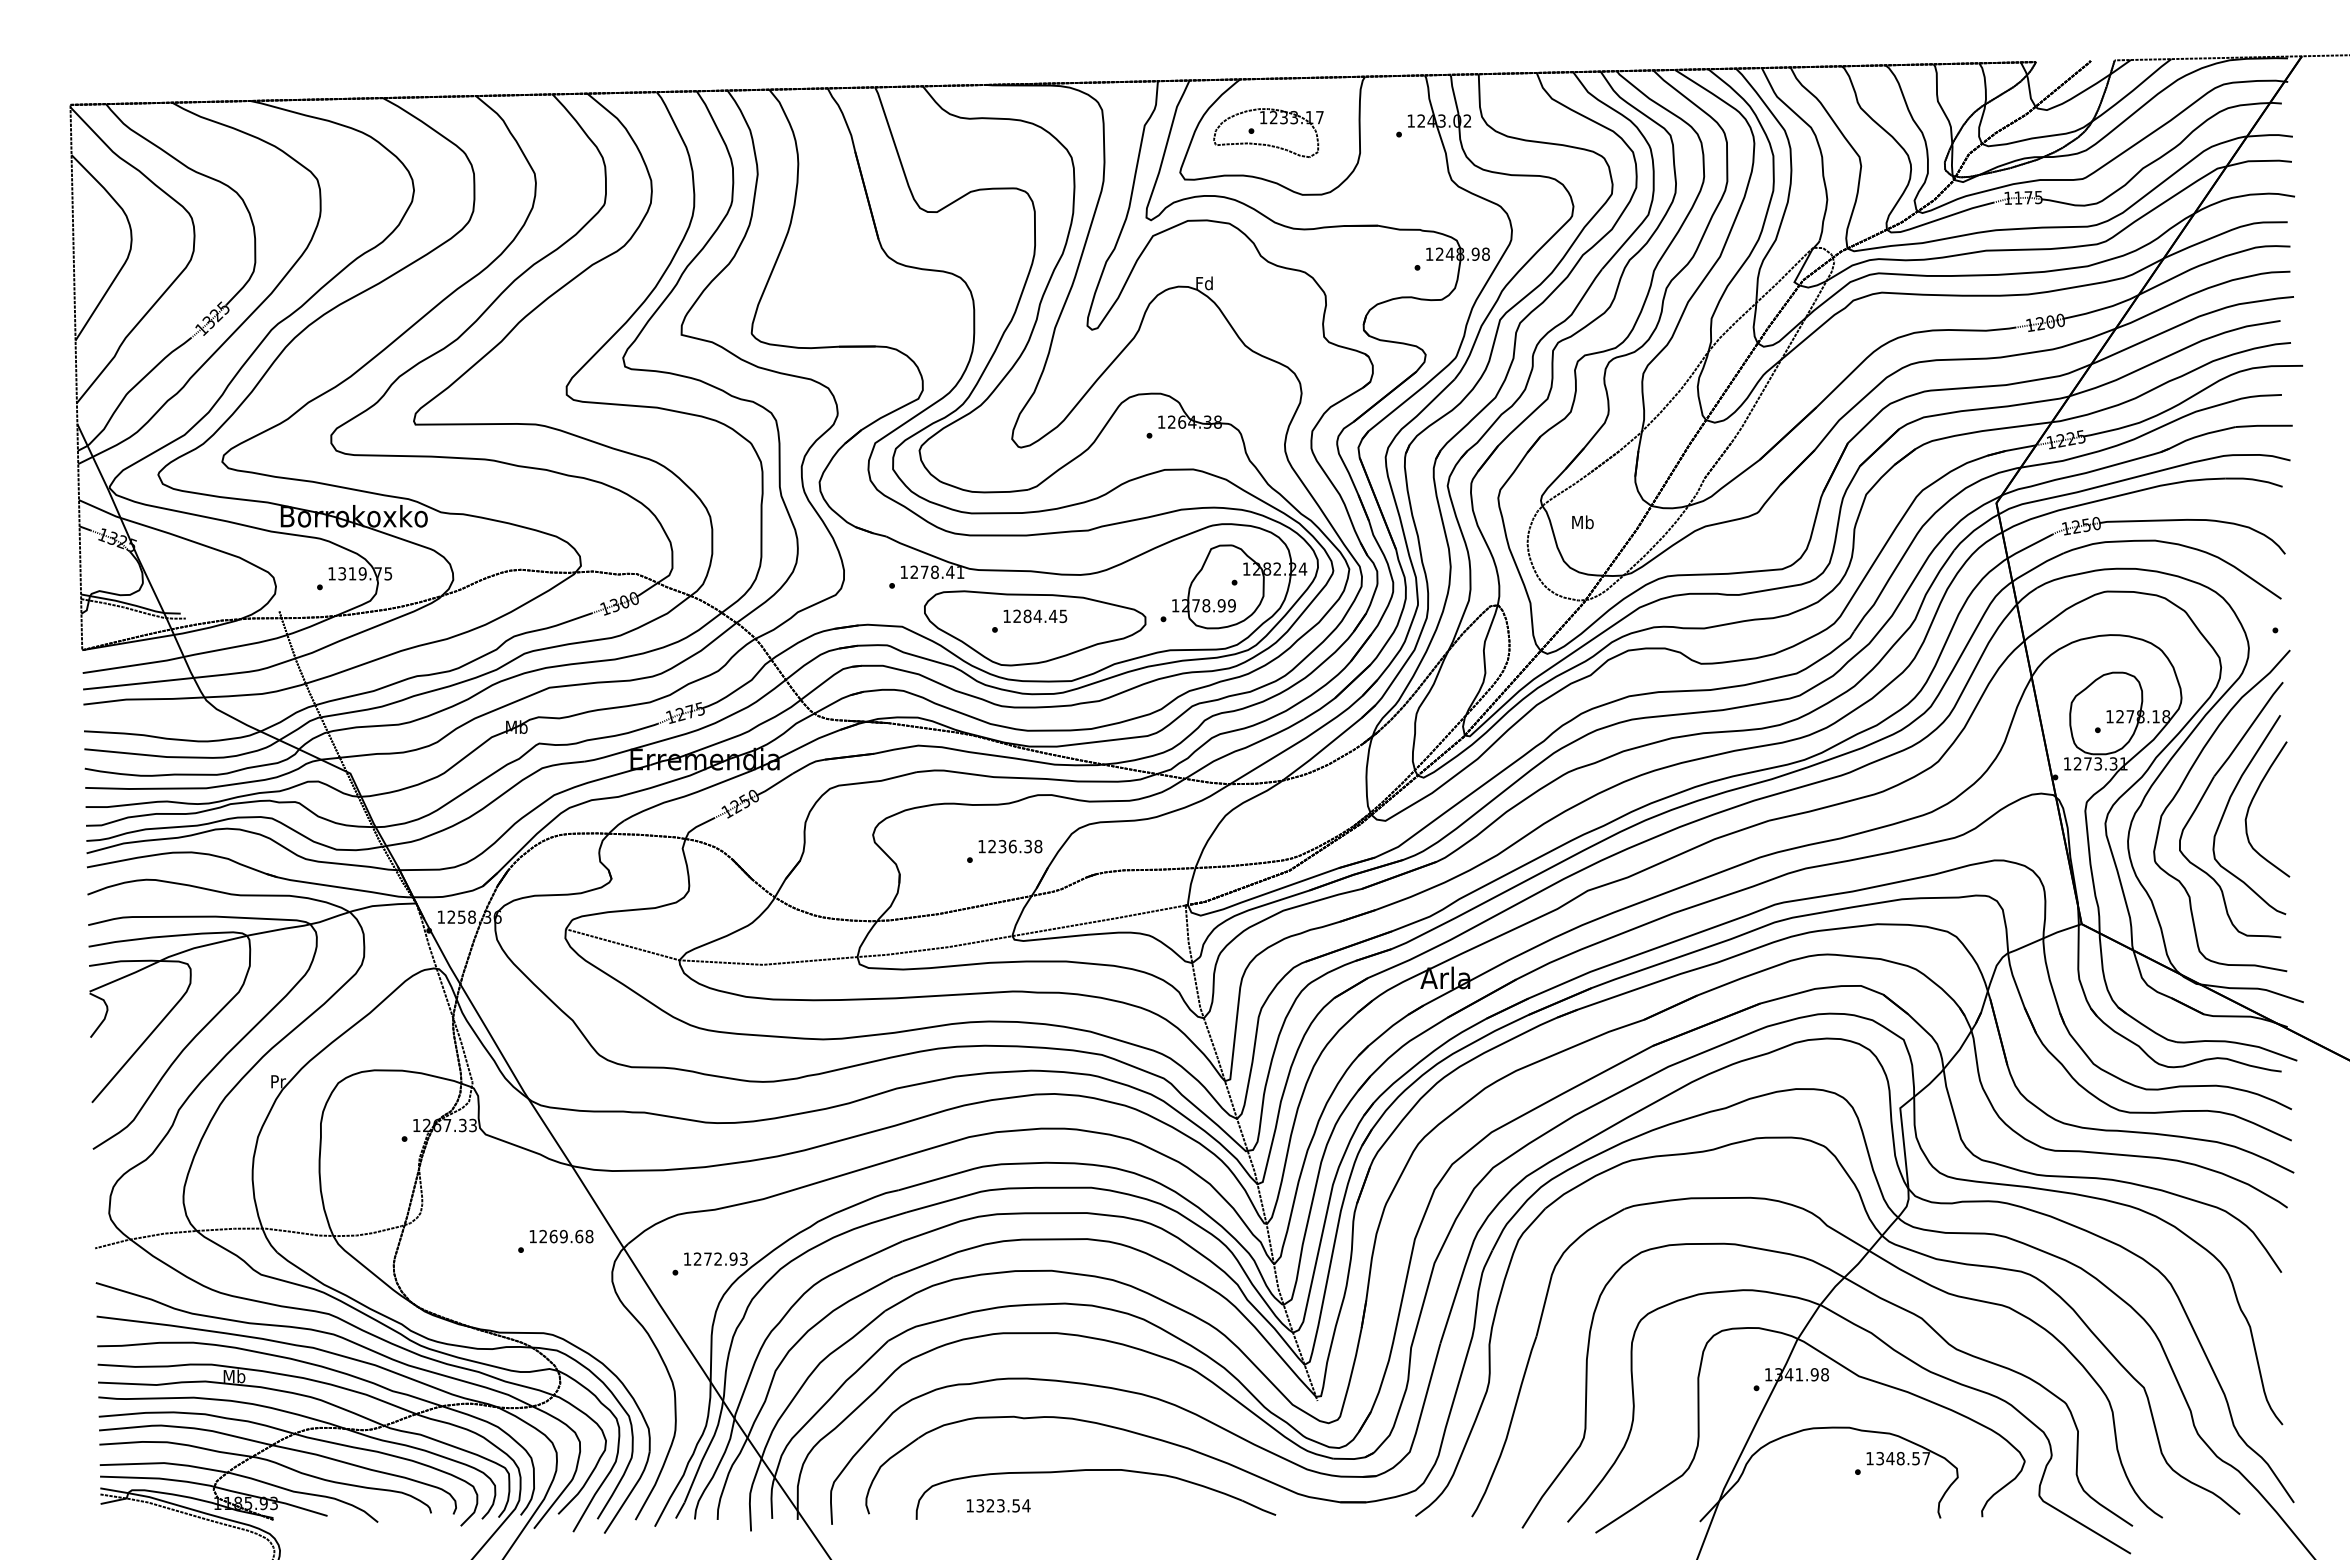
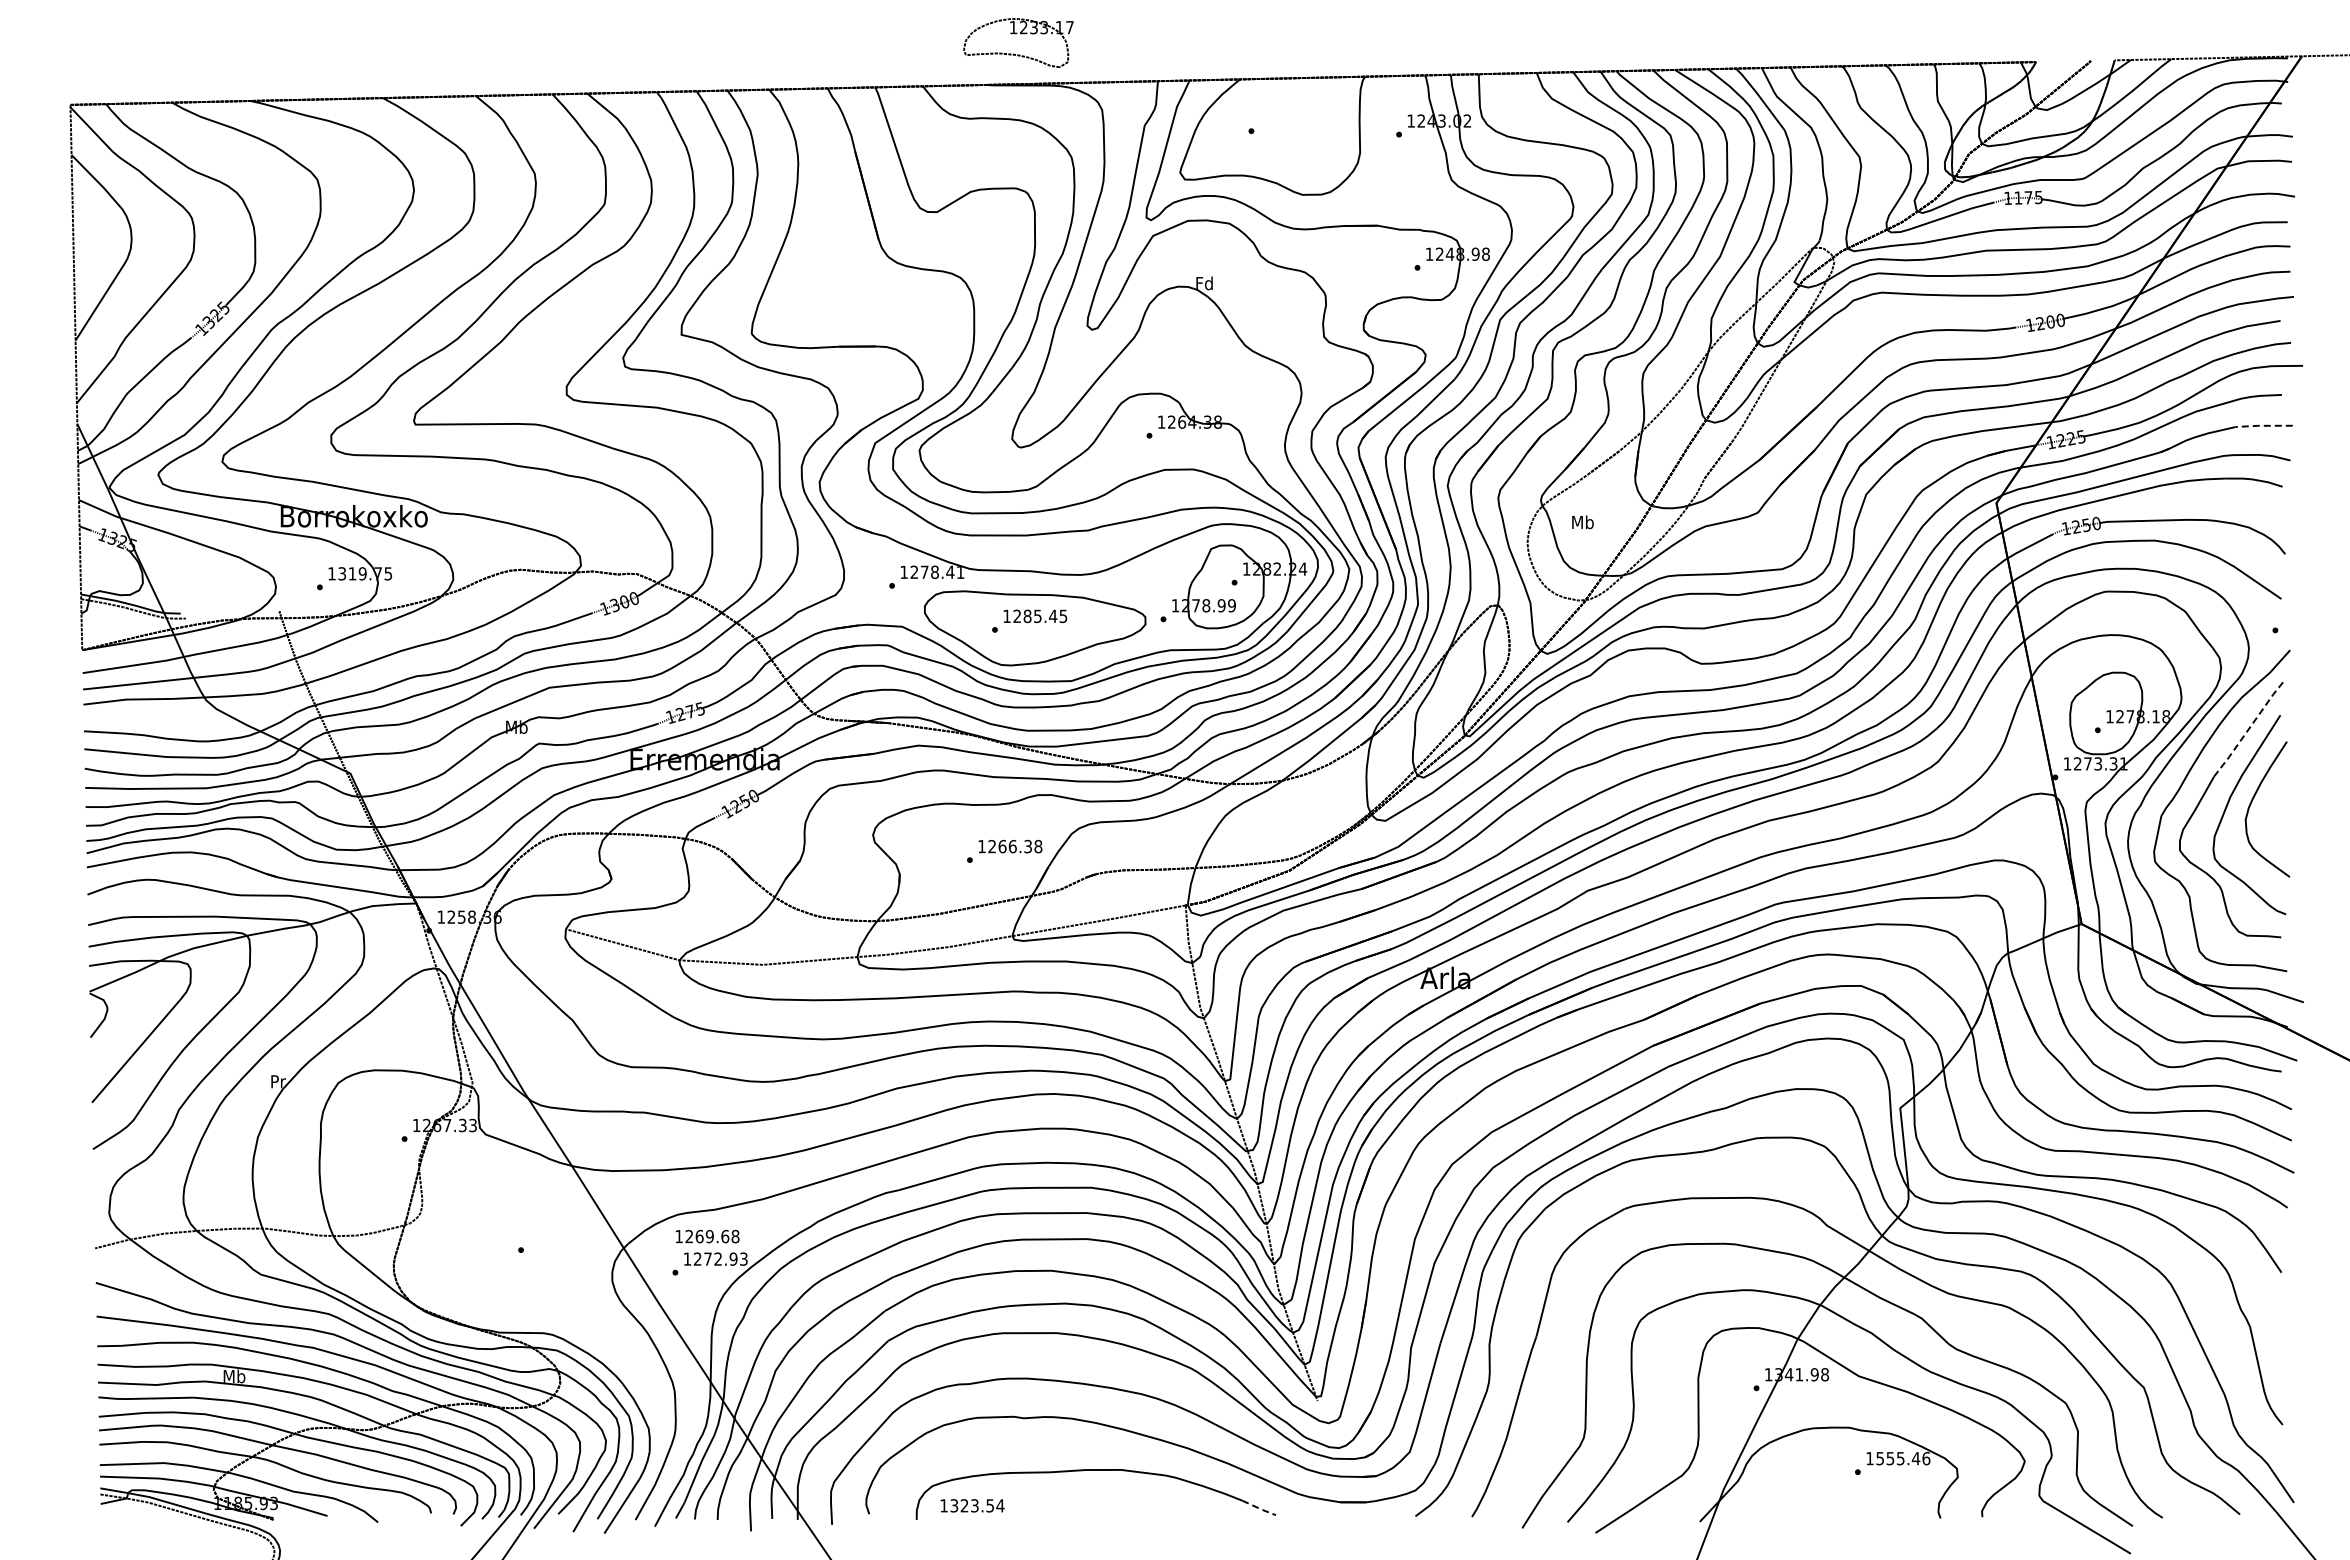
part position: (1266, 124) -> (1016, 34) (1016, 34)
line: solid -> dashed (2263, 425)
text: 1284.45 -> 1285.45 (1037, 616)
line: solid -> dashed (2248, 729)
text: 1236.38 -> 1266.38 (1002, 846)
text position: (561, 1236) -> (707, 1236) (707, 1236)
text: 1348.57 -> 1555.46 (1903, 1458)
text position: (998, 1505) -> (972, 1505) (972, 1505)
line: solid -> dashed (1260, 1508)
